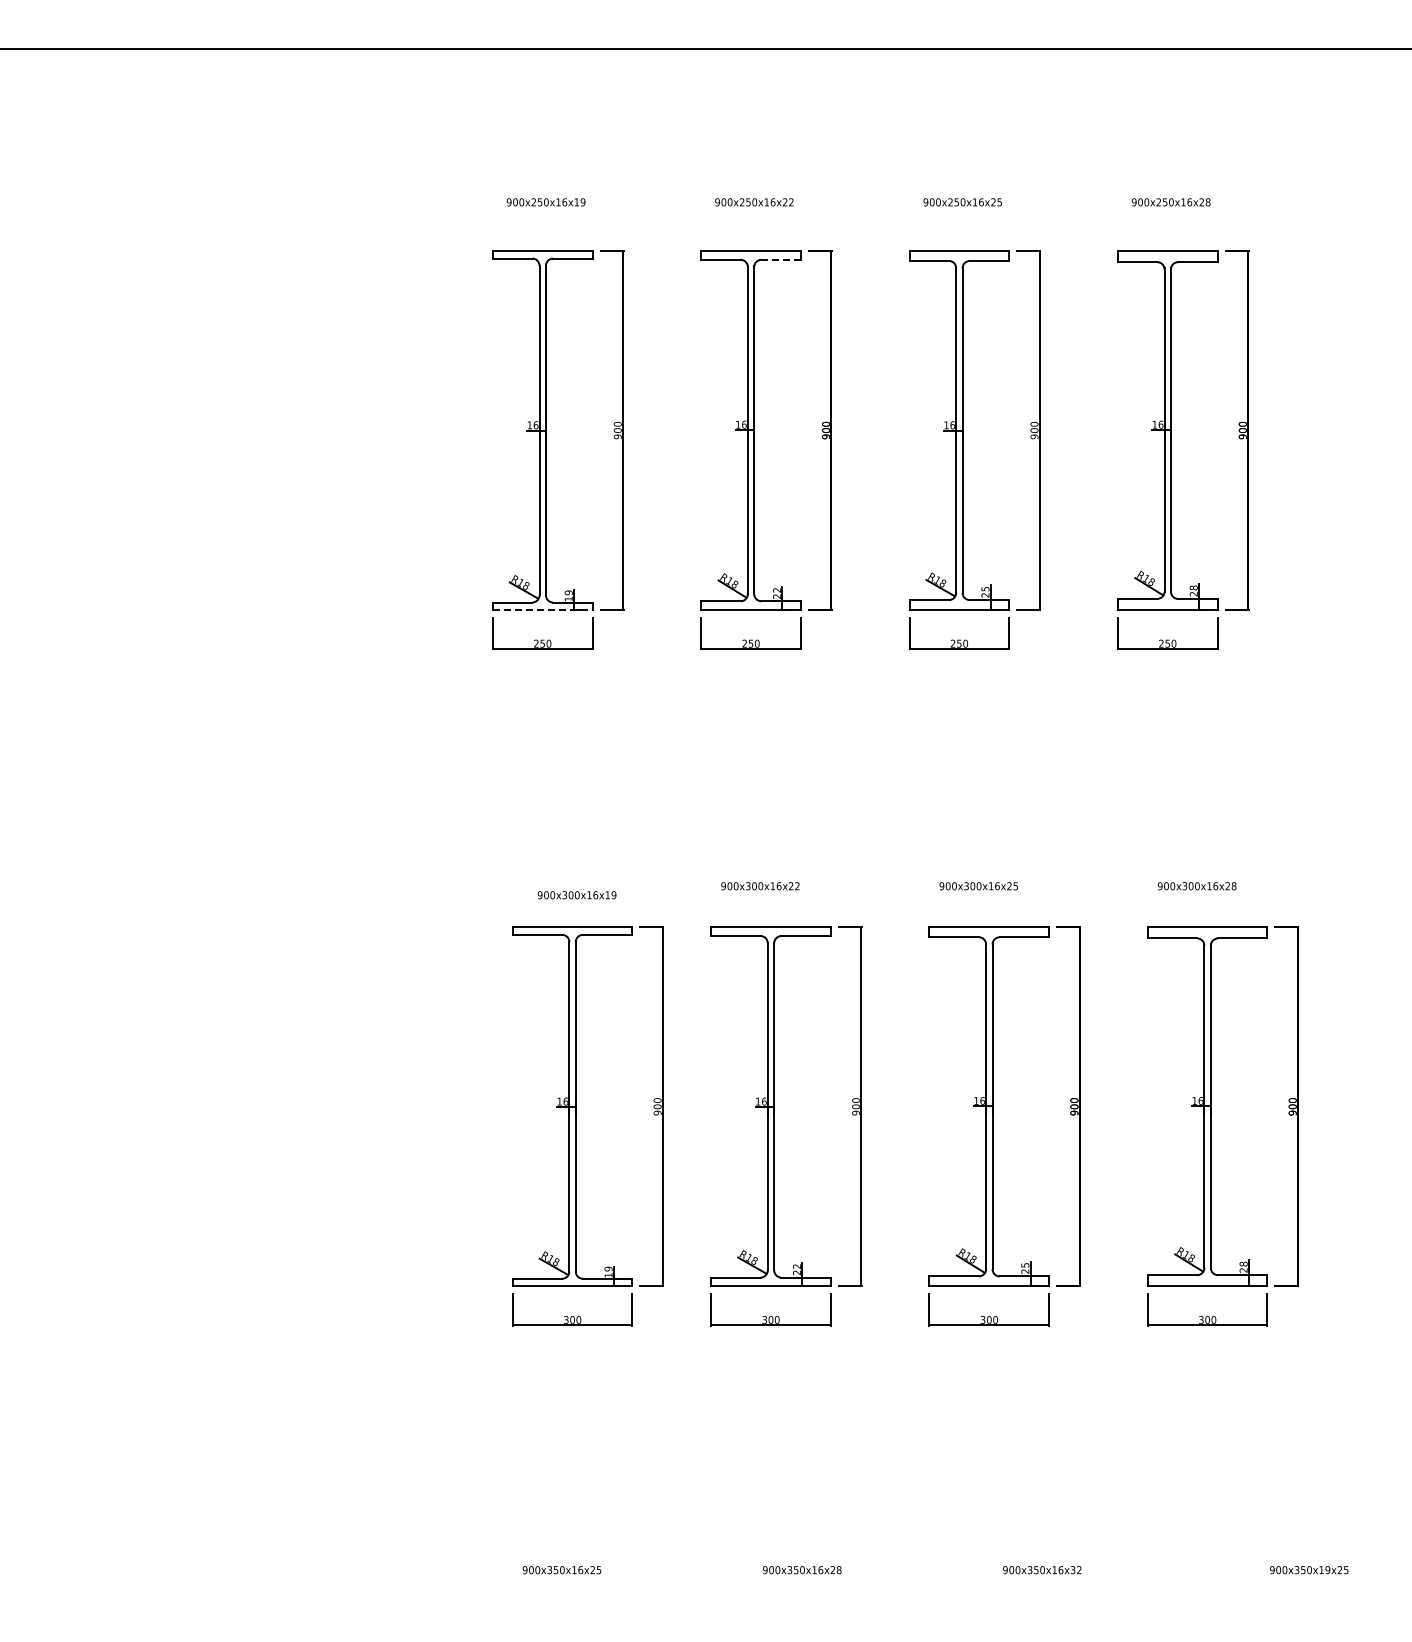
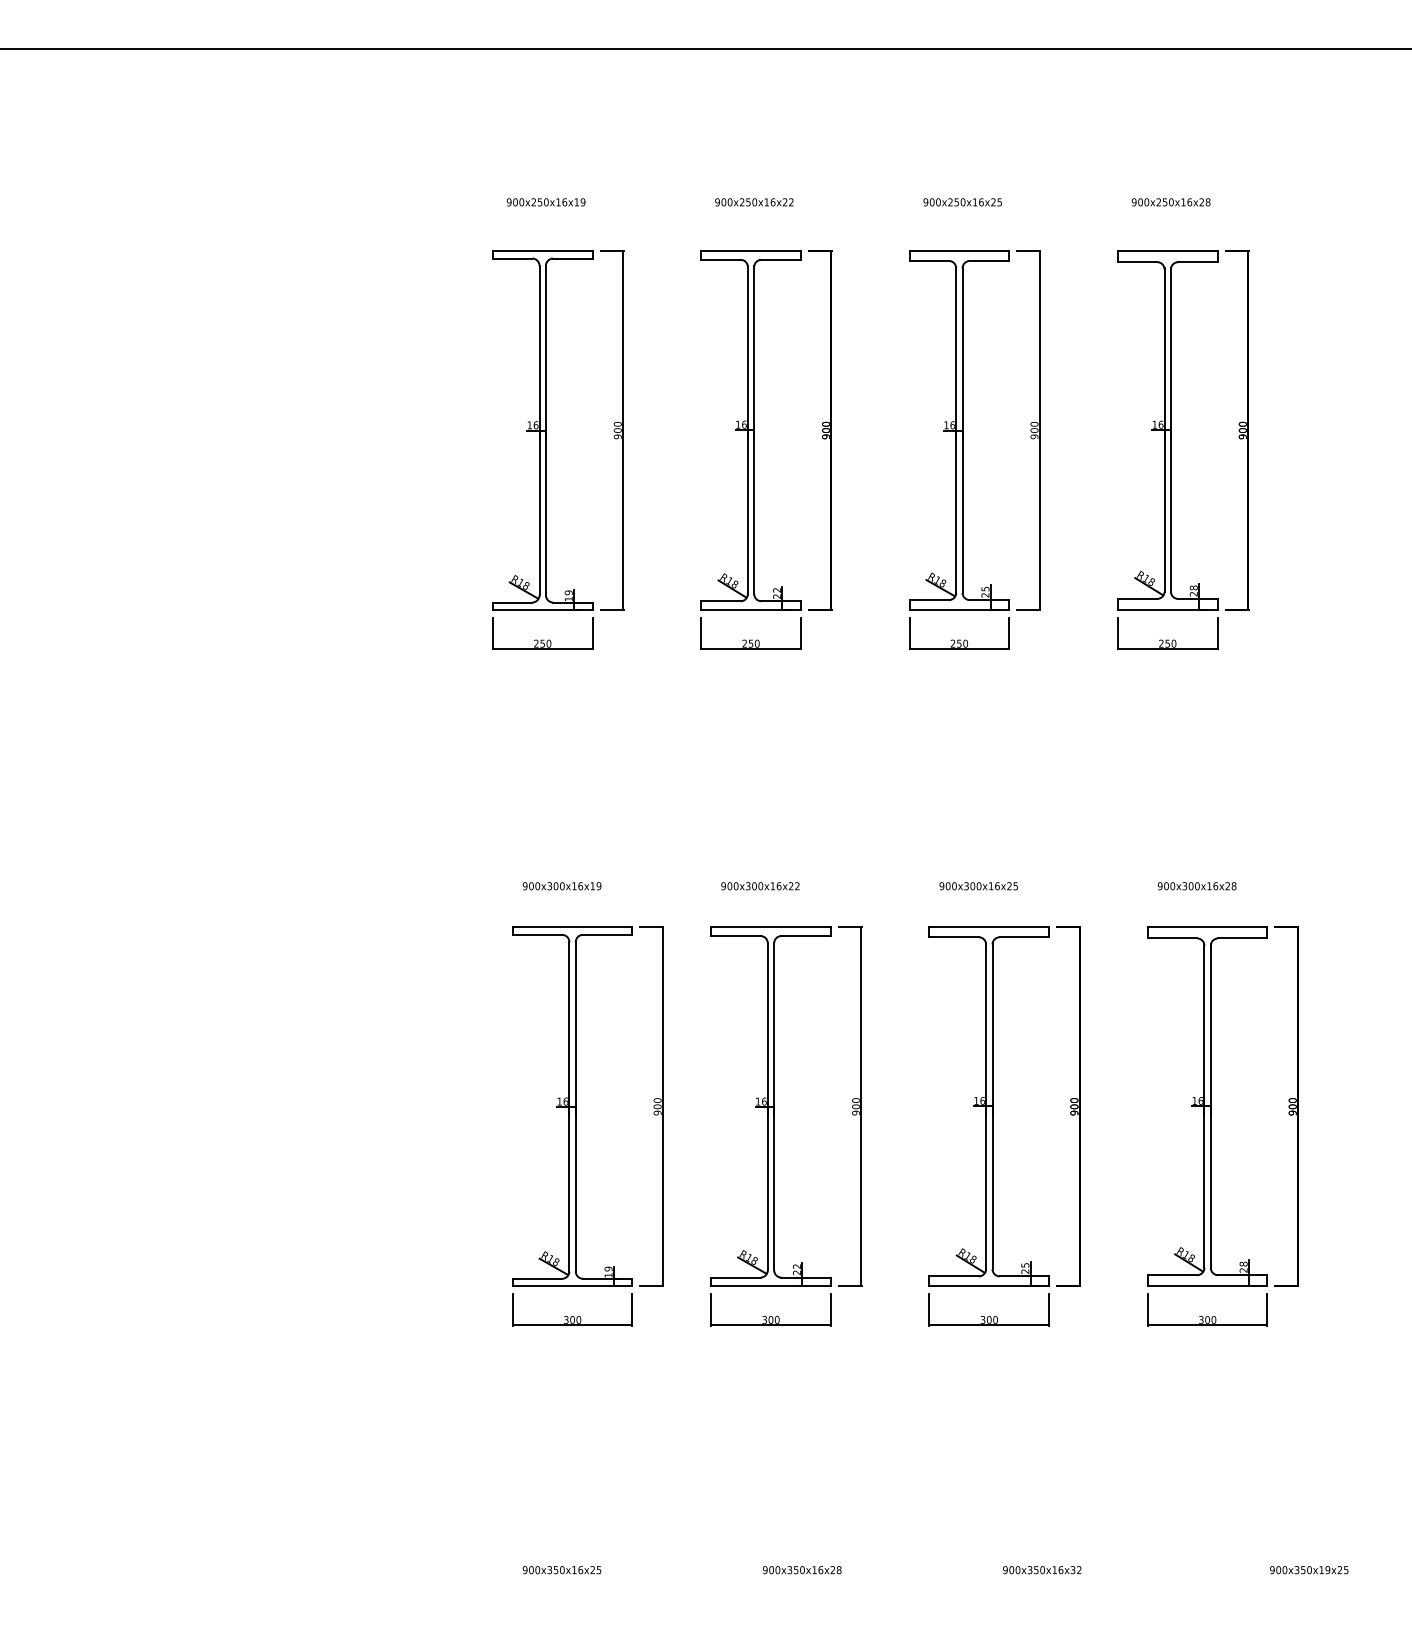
line: dashed -> solid (781, 259)
line: dashed -> solid (542, 610)
text position: (576, 895) -> (561, 886) (561, 886)
